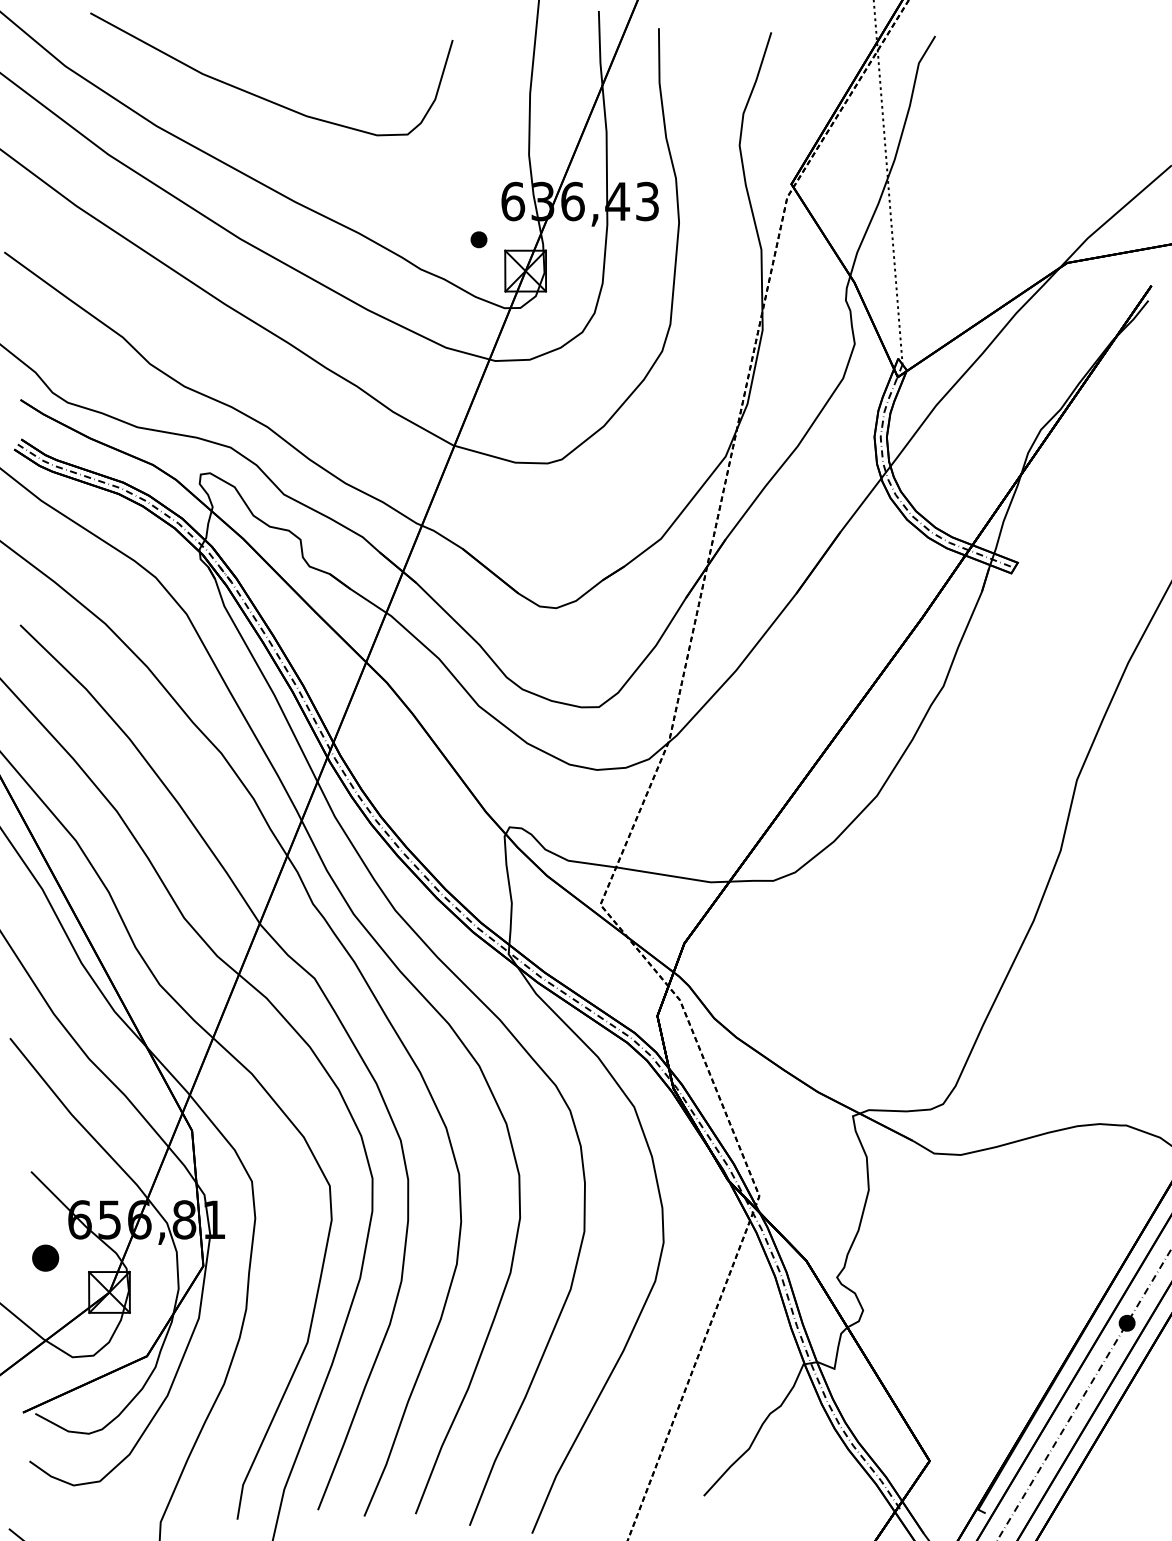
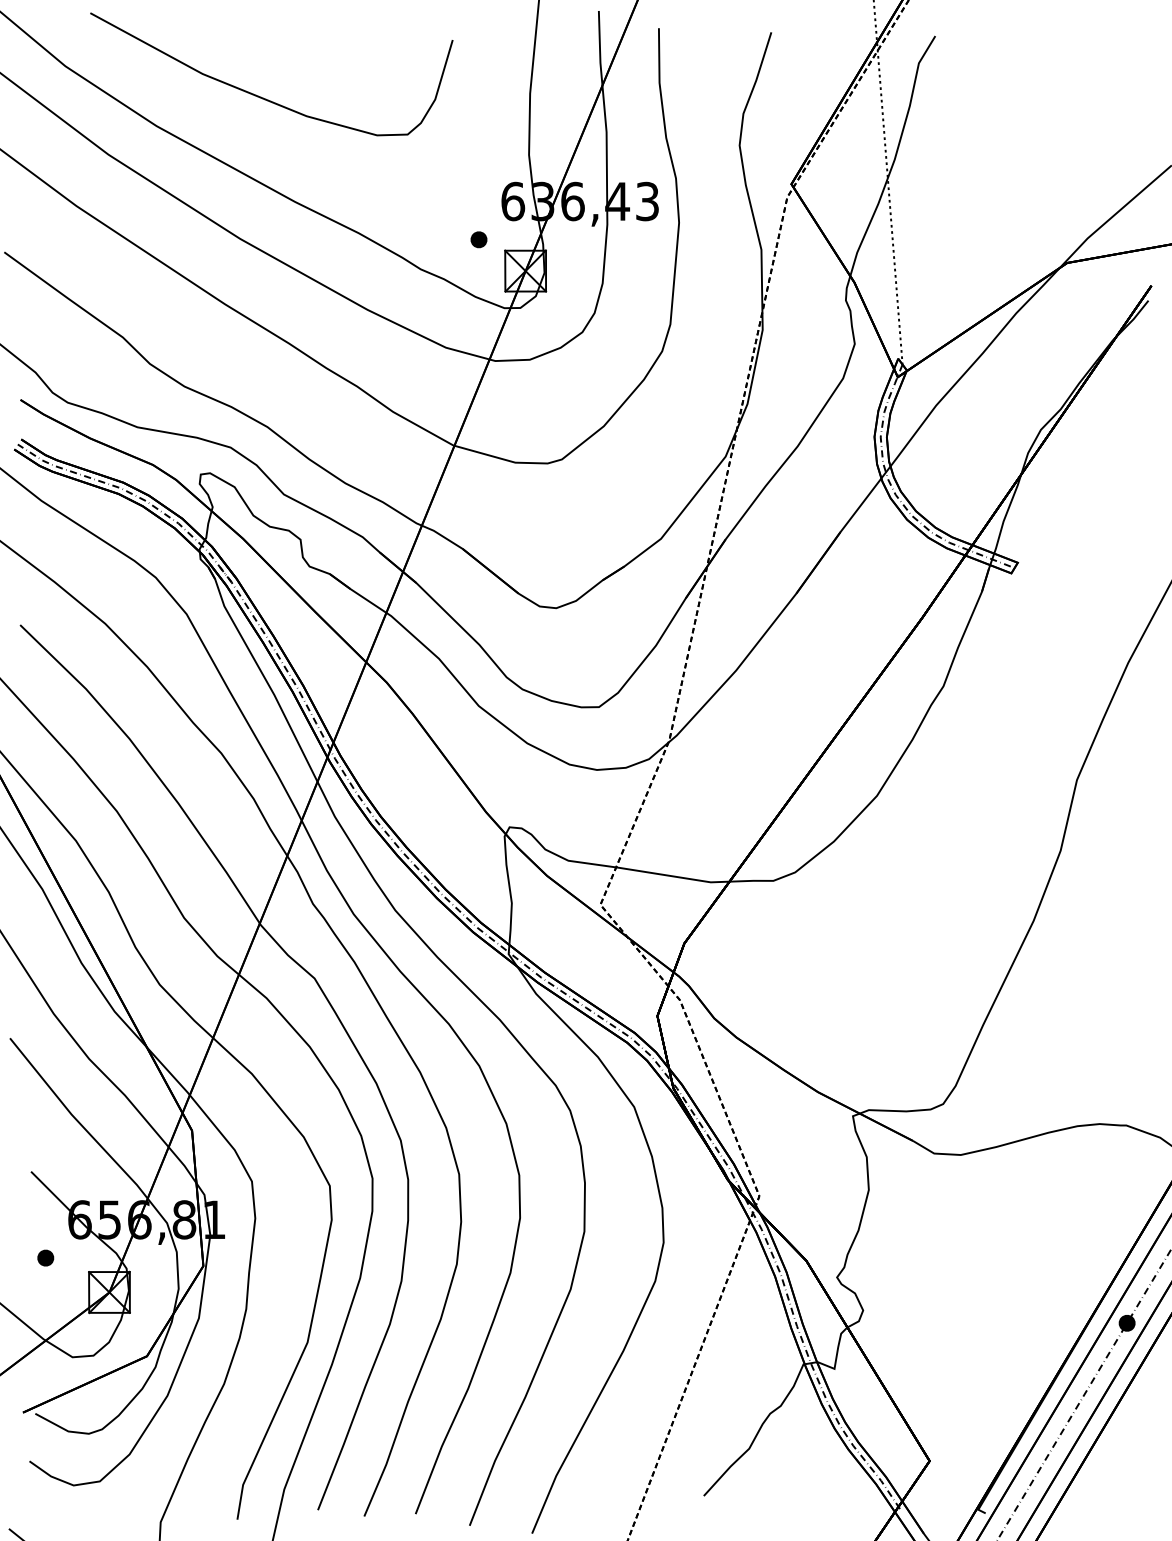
part size: 28x28 px -> 18x18 px (45, 1257)
